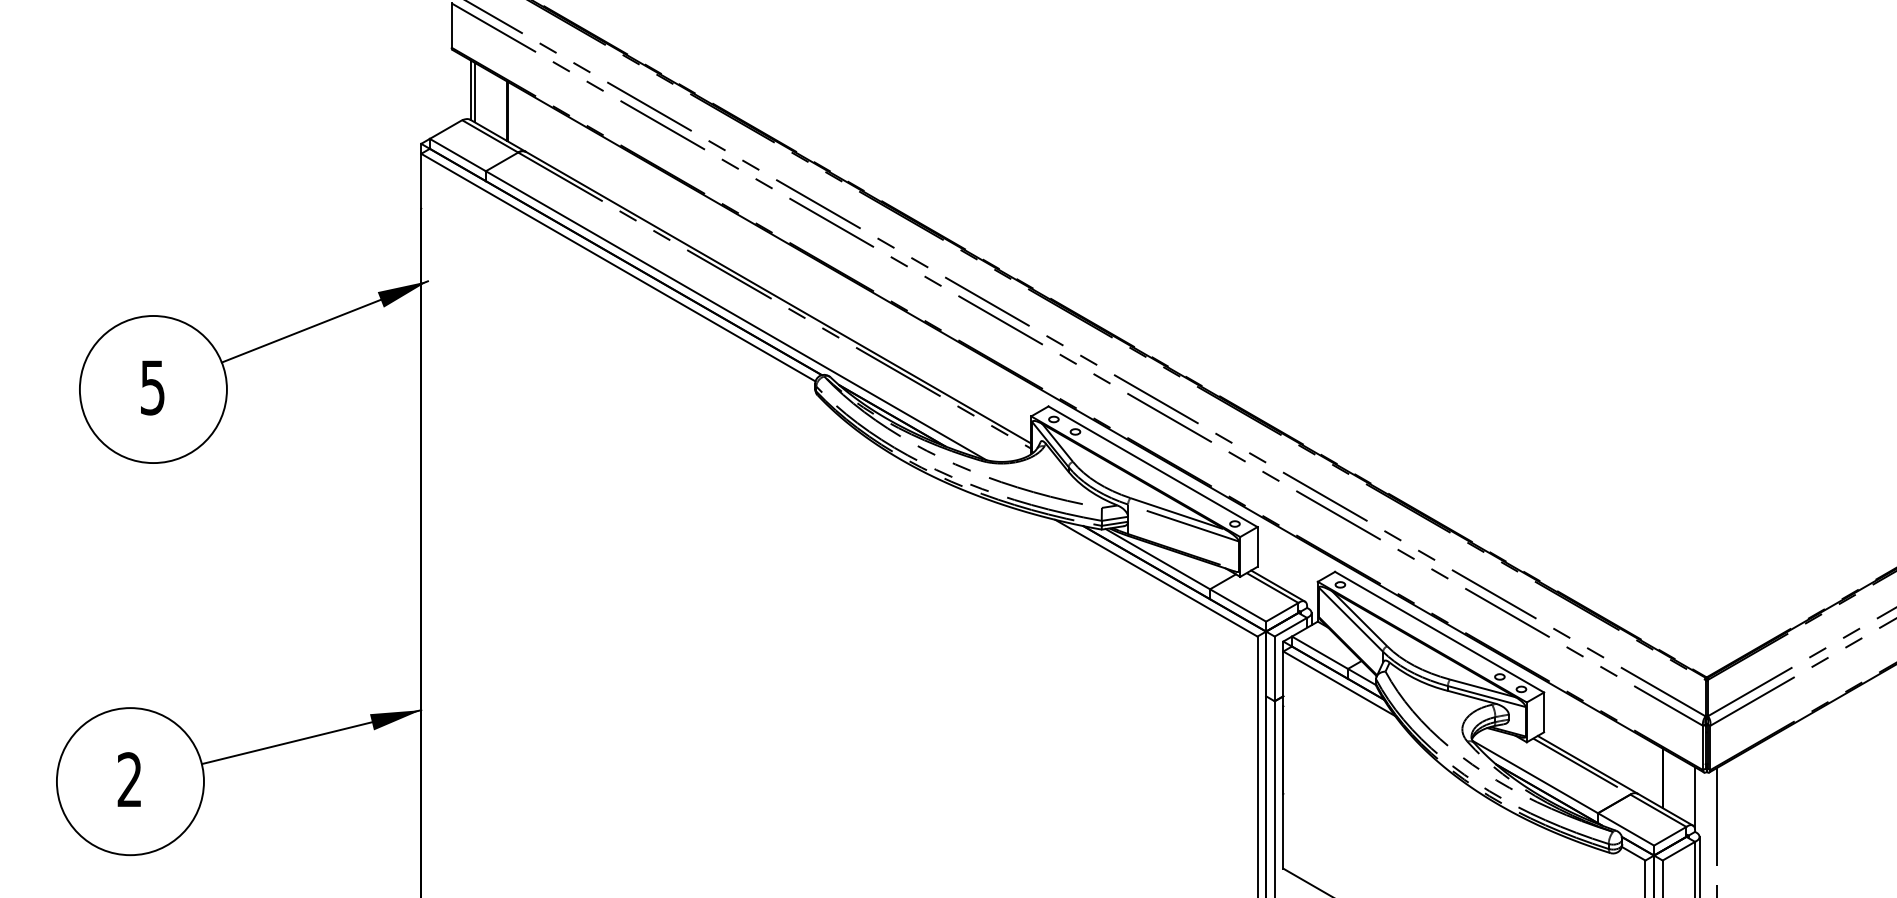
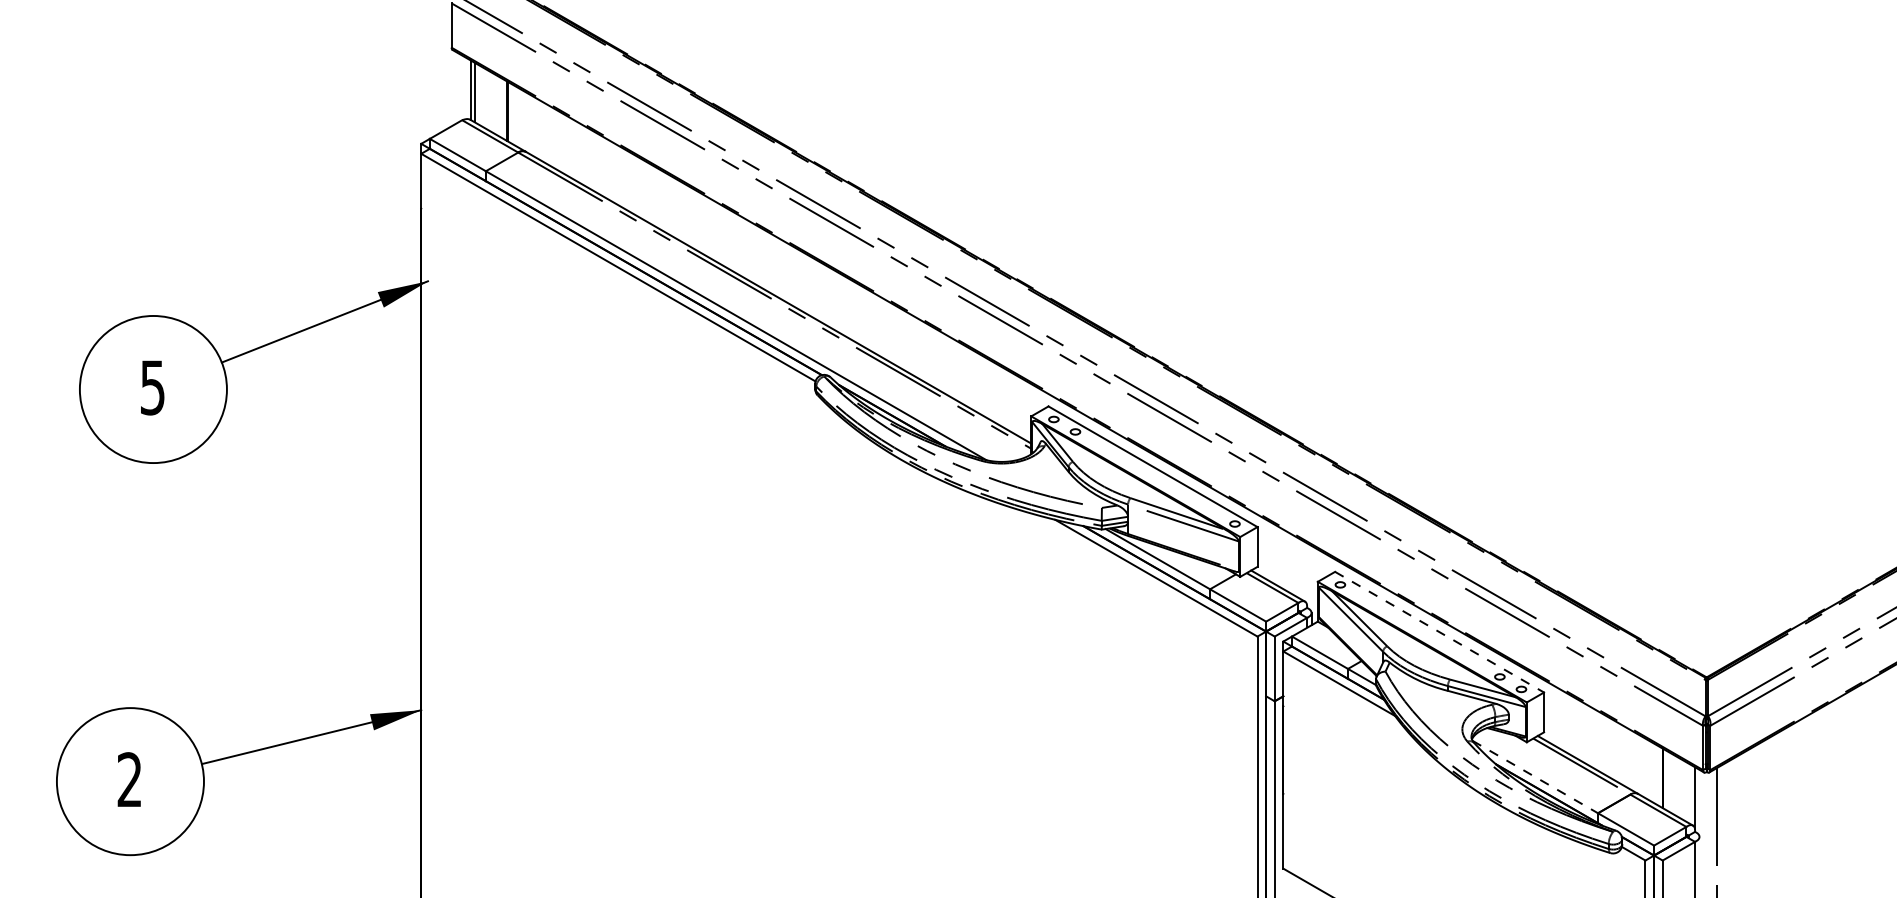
line: solid -> dashed (1439, 632)
line: solid -> dashed (1535, 777)
line: present -> none (1699, 865)
